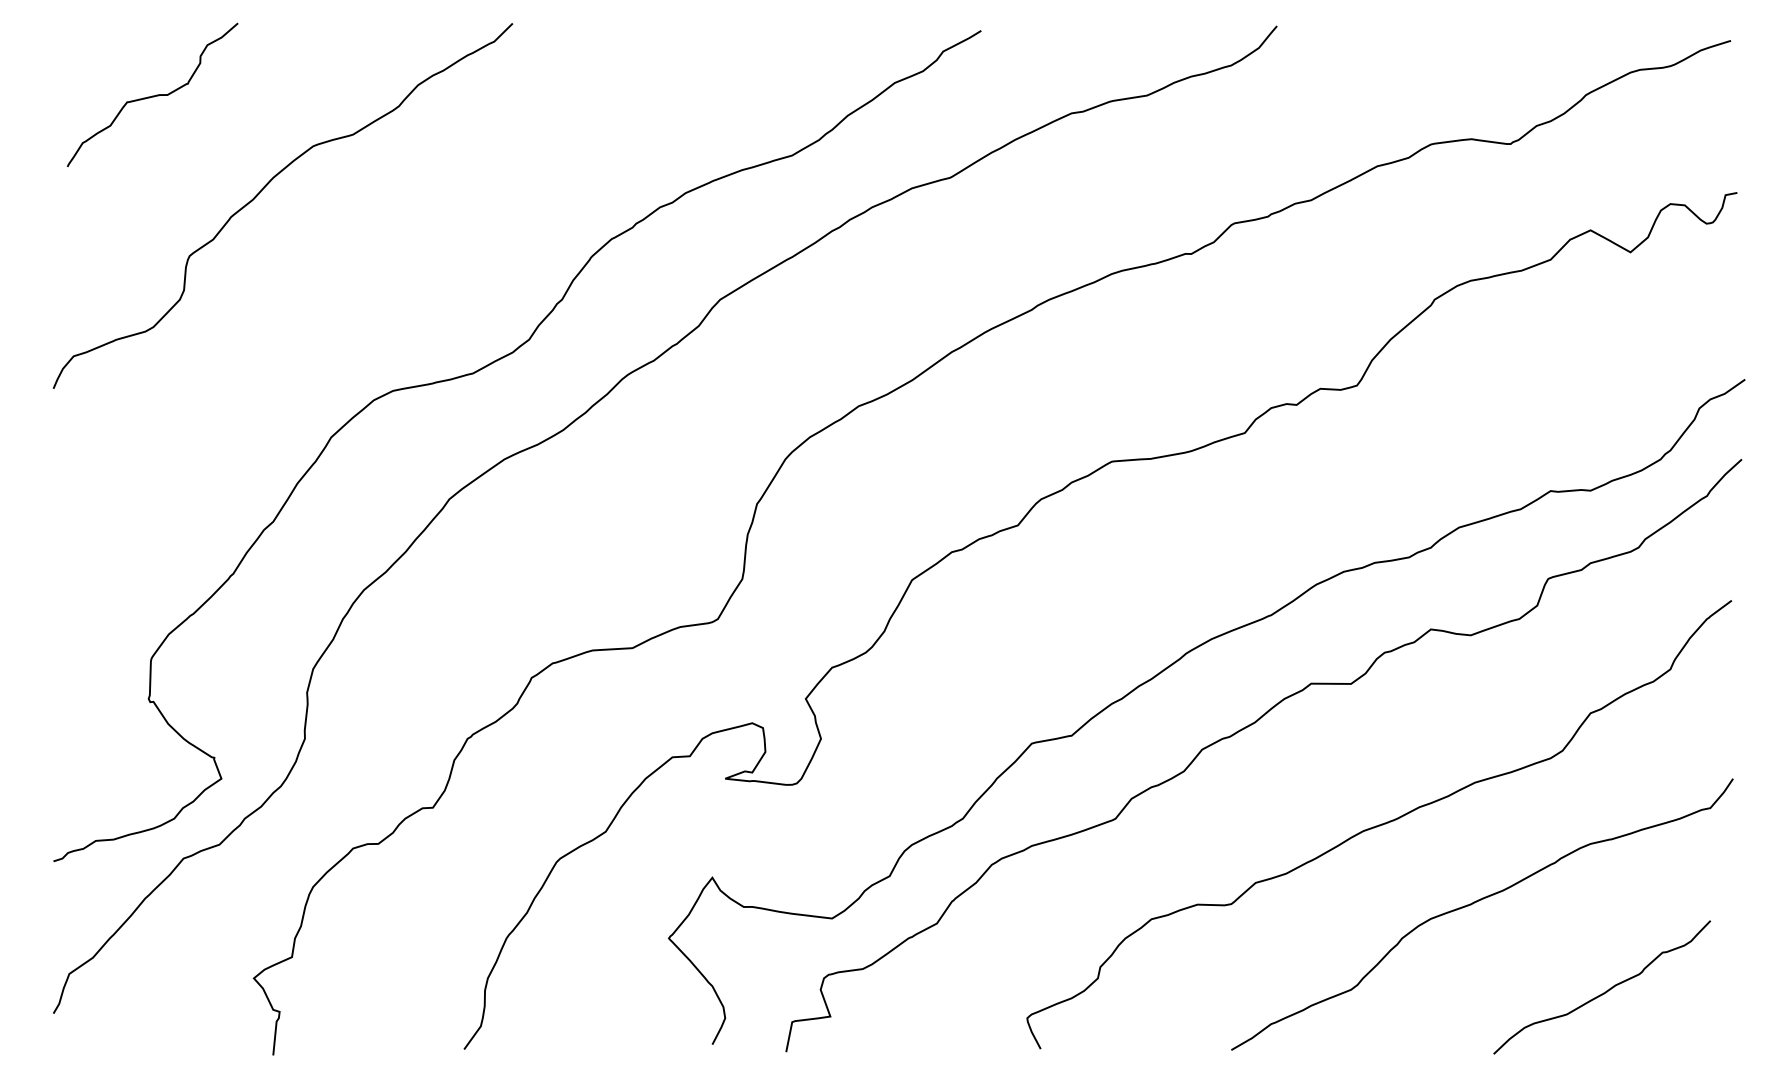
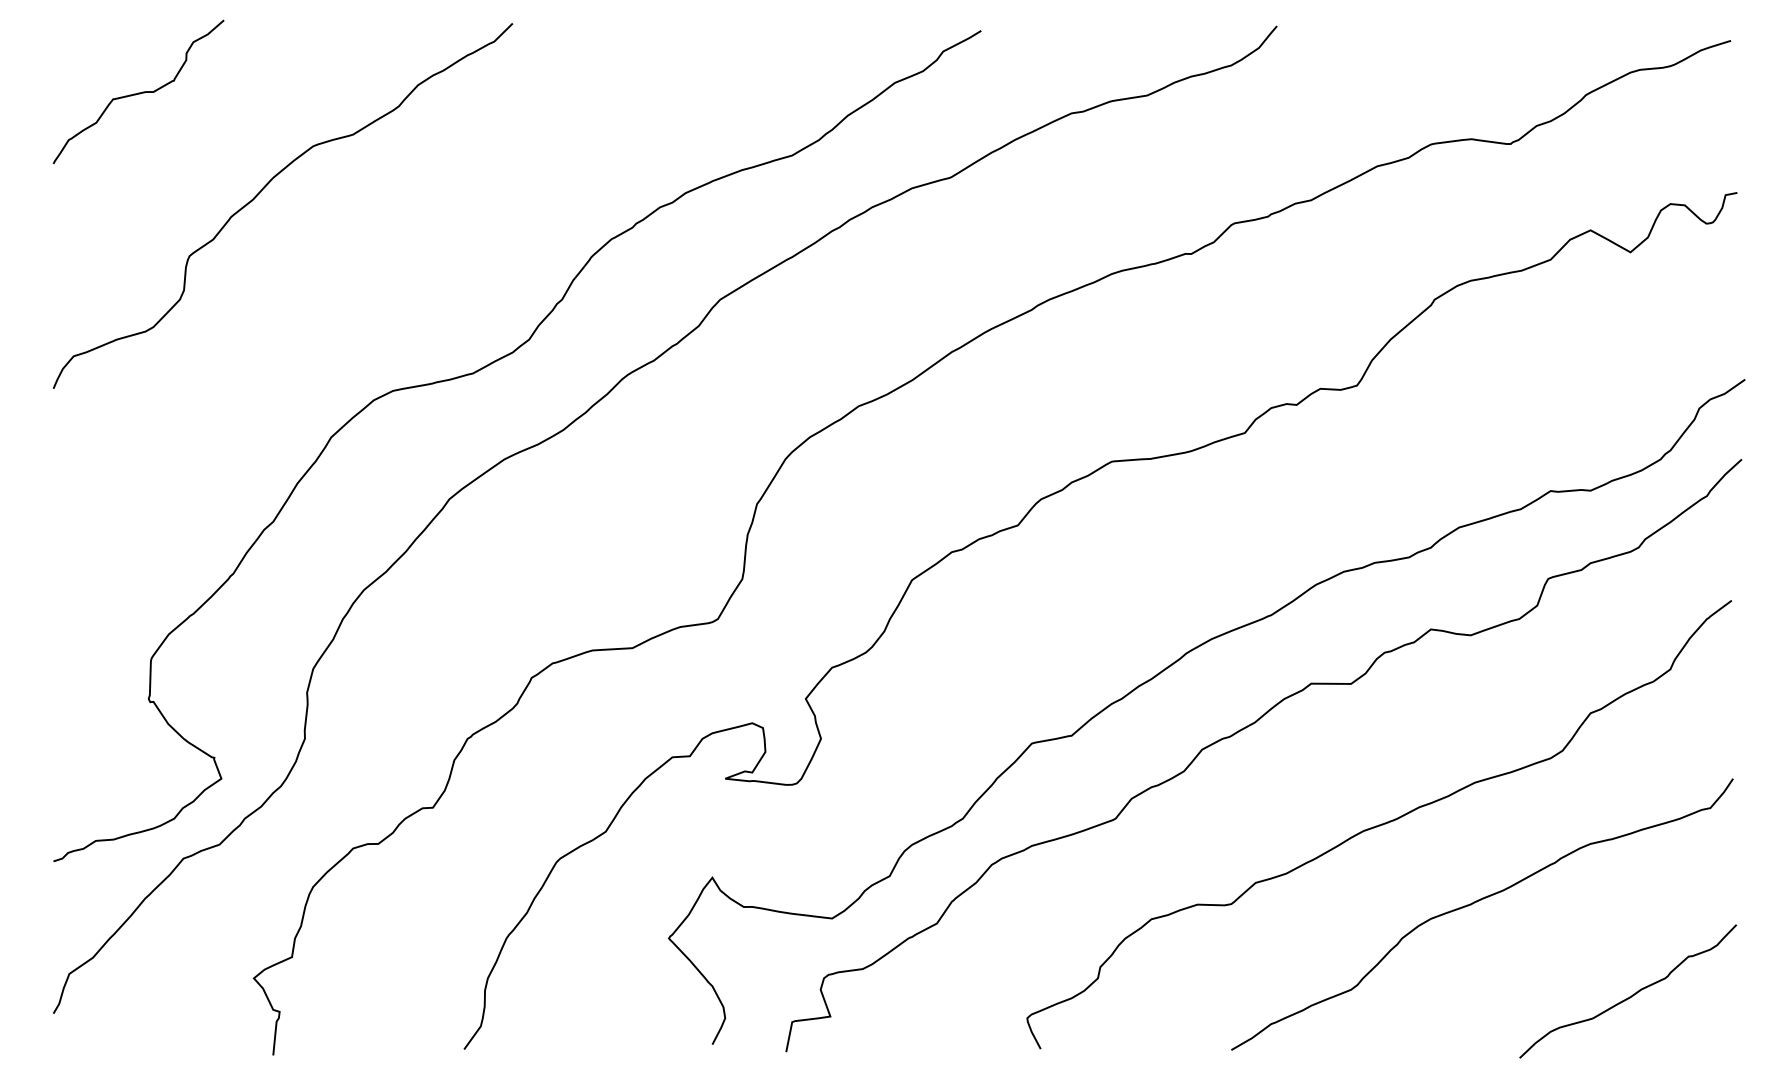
curve position: (152, 95) -> (138, 92) (138, 92)
curve position: (1606, 990) -> (1632, 994) (1632, 994)
